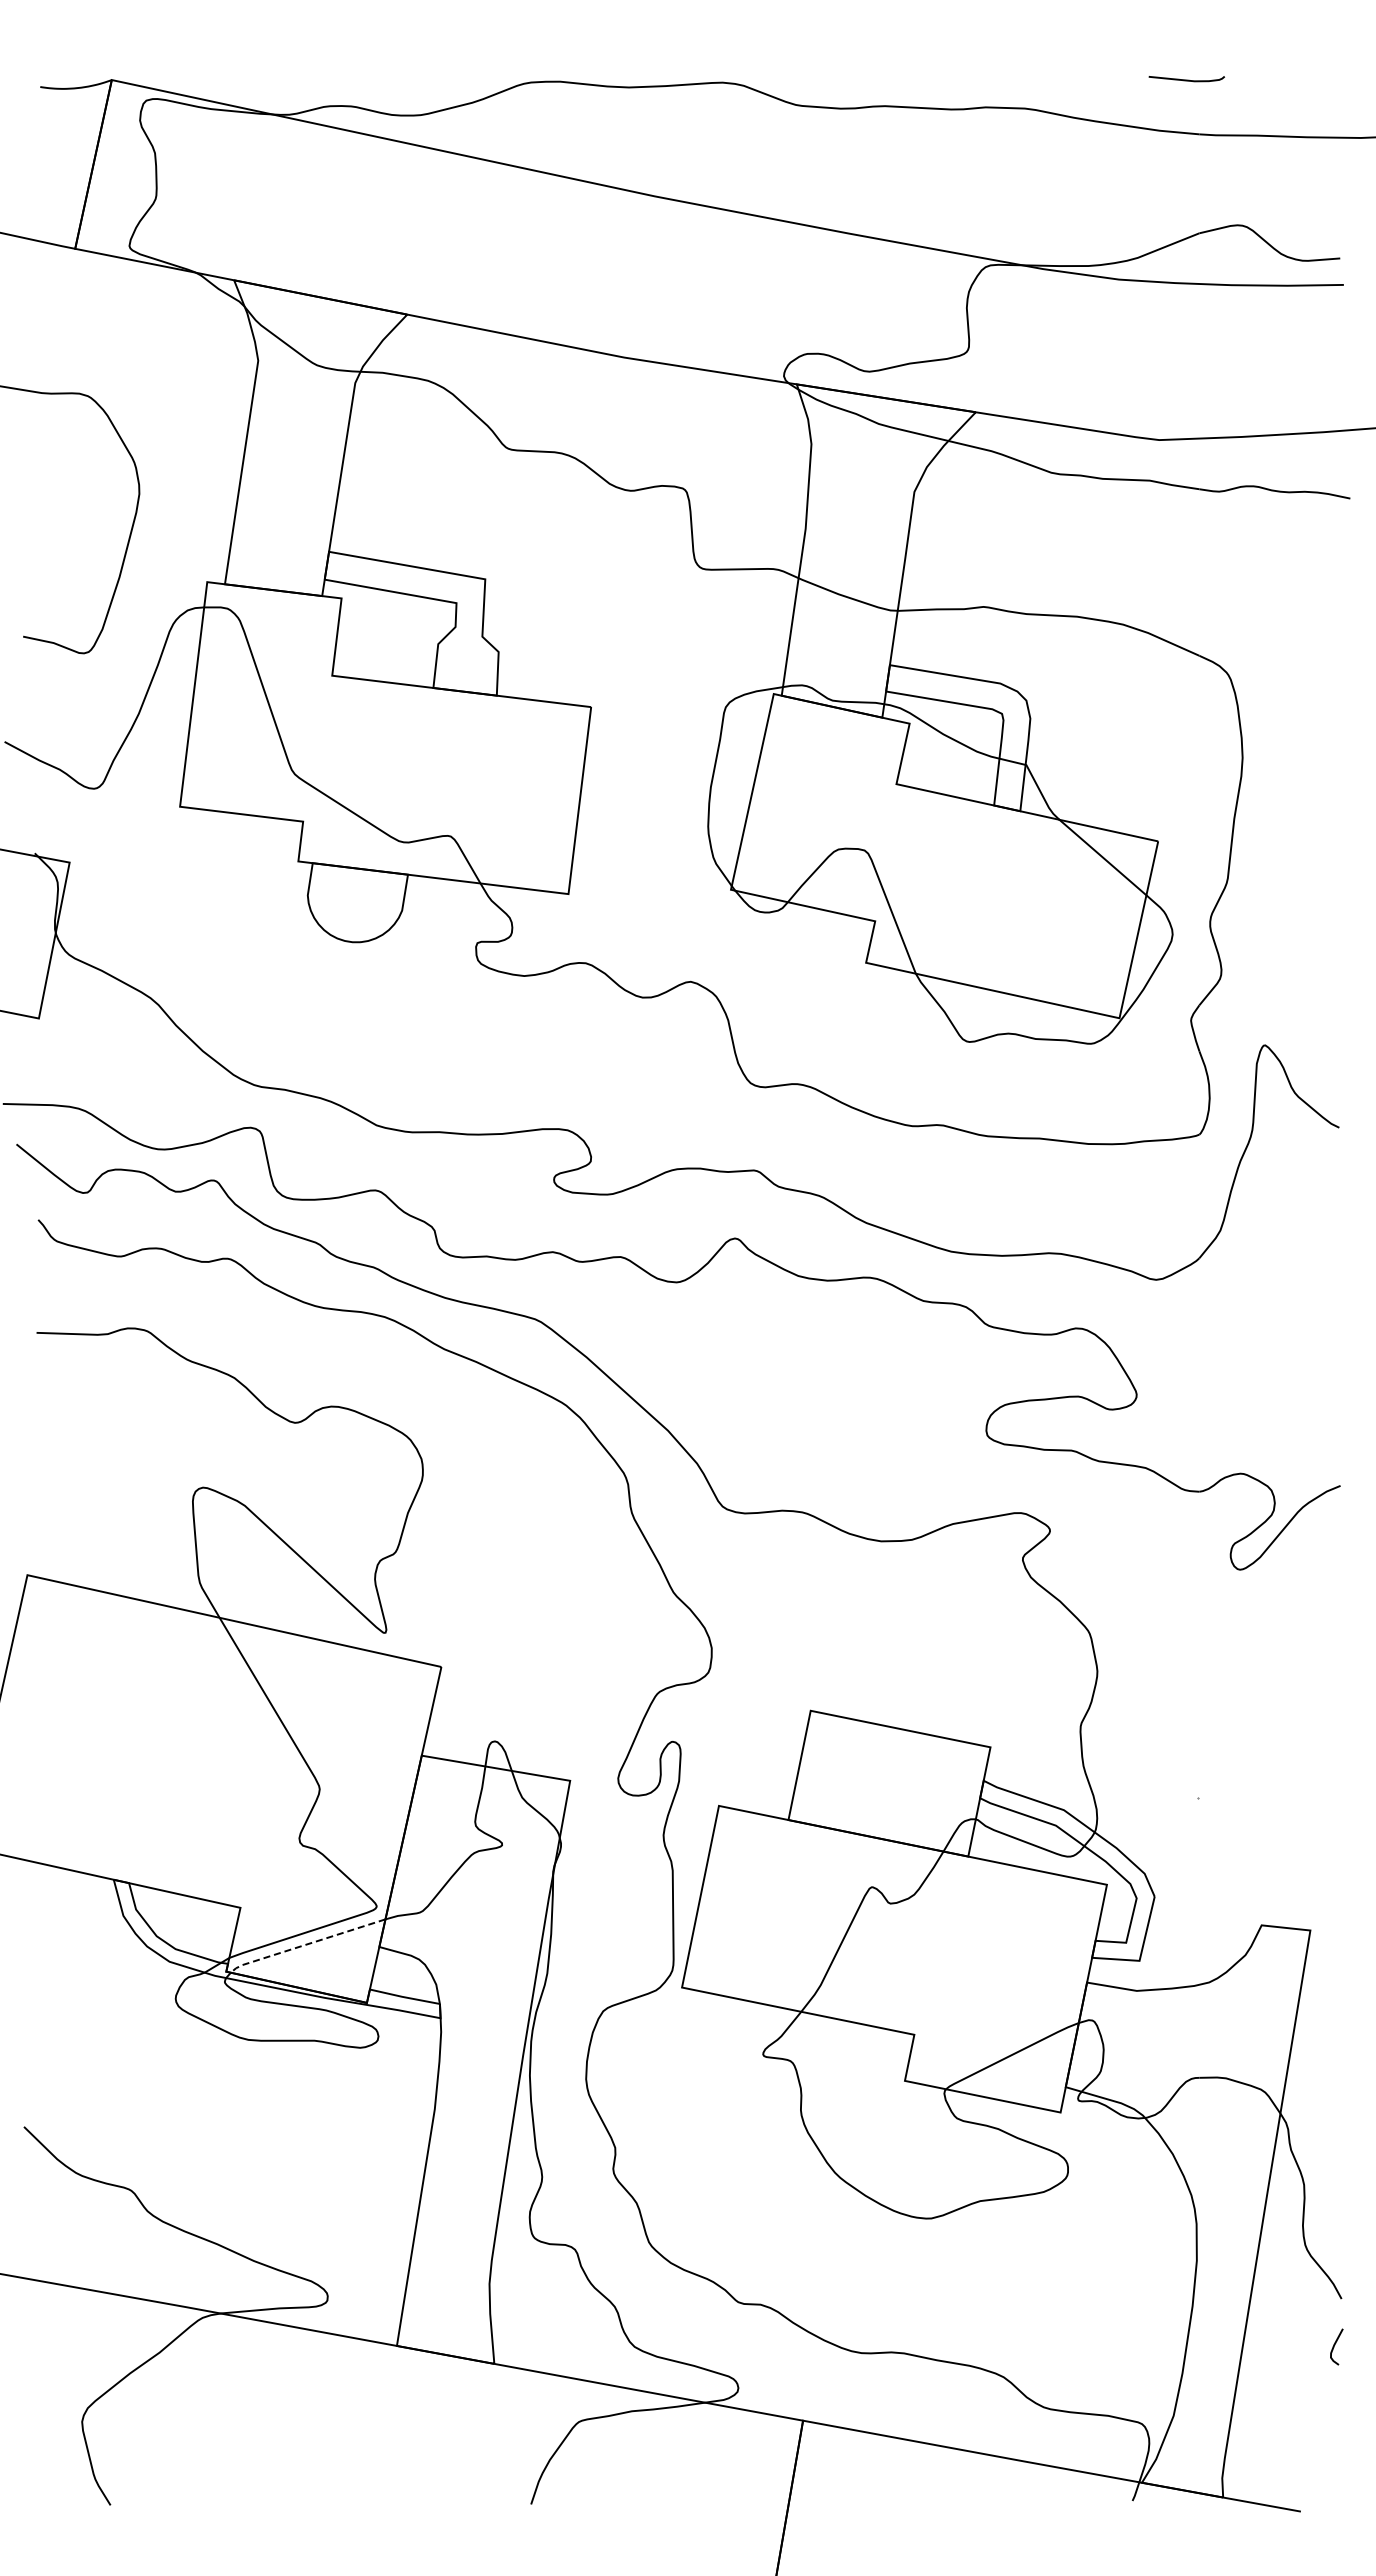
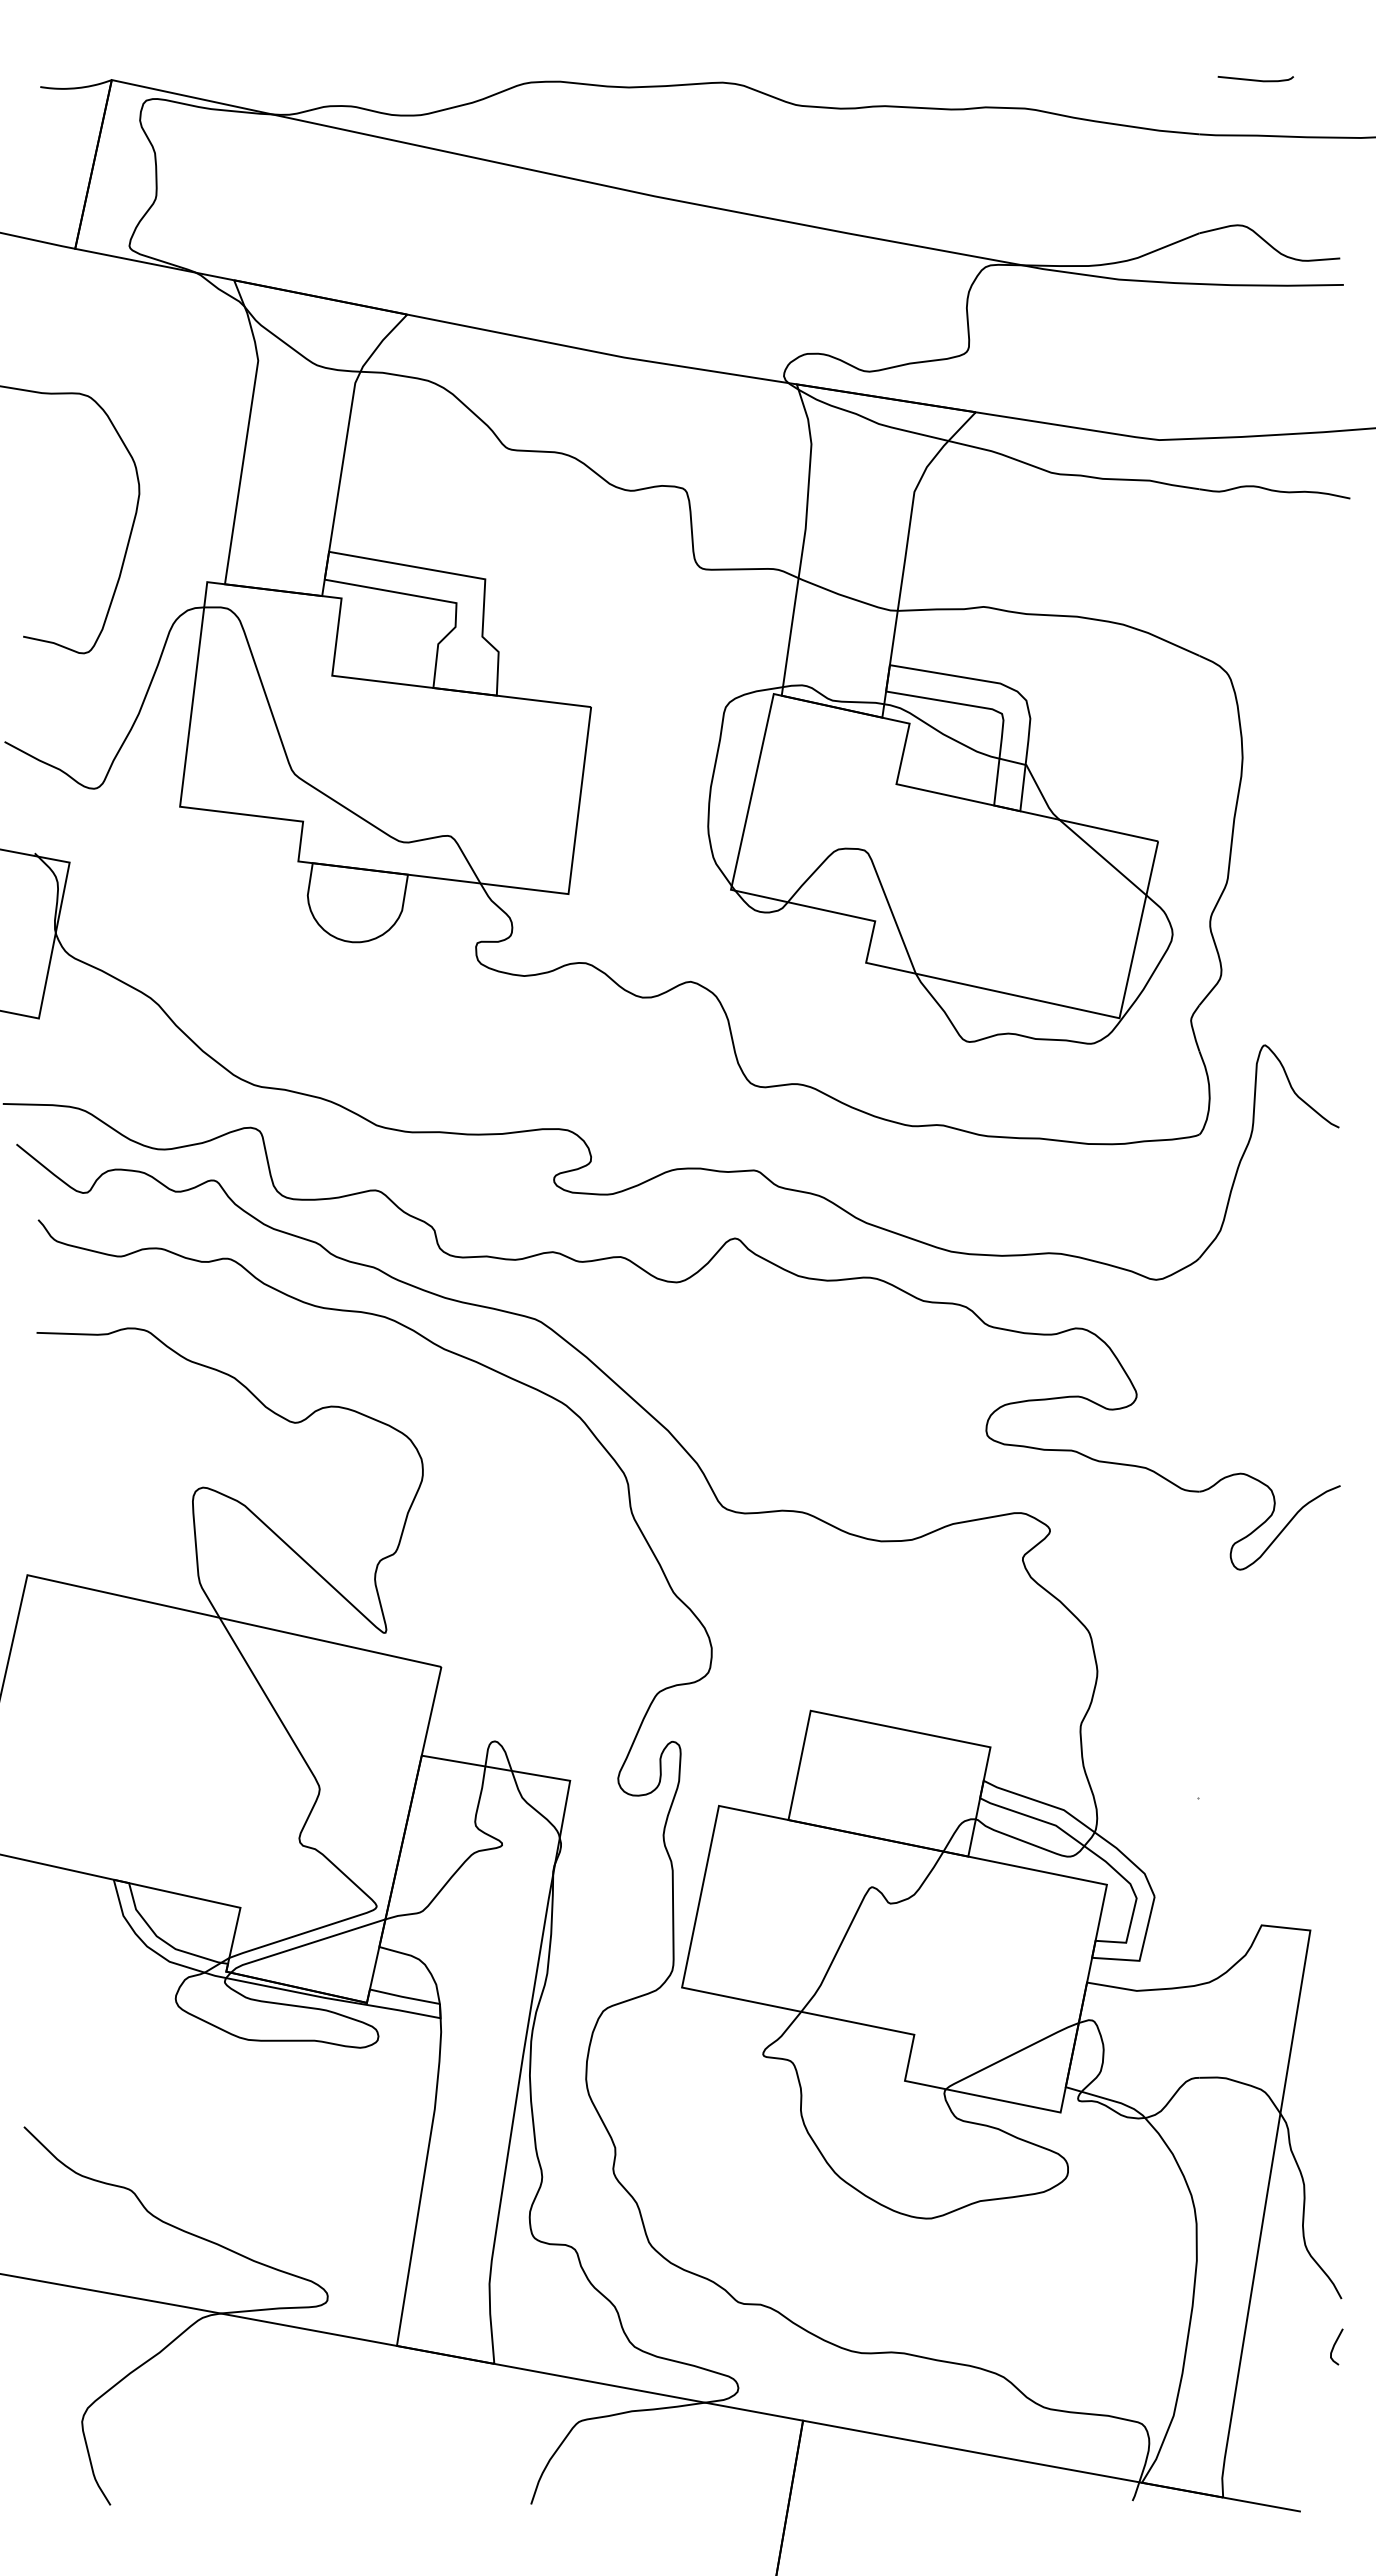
curve position: (1186, 79) -> (1255, 79) (1255, 79)
line: dashed -> solid (305, 1944)
